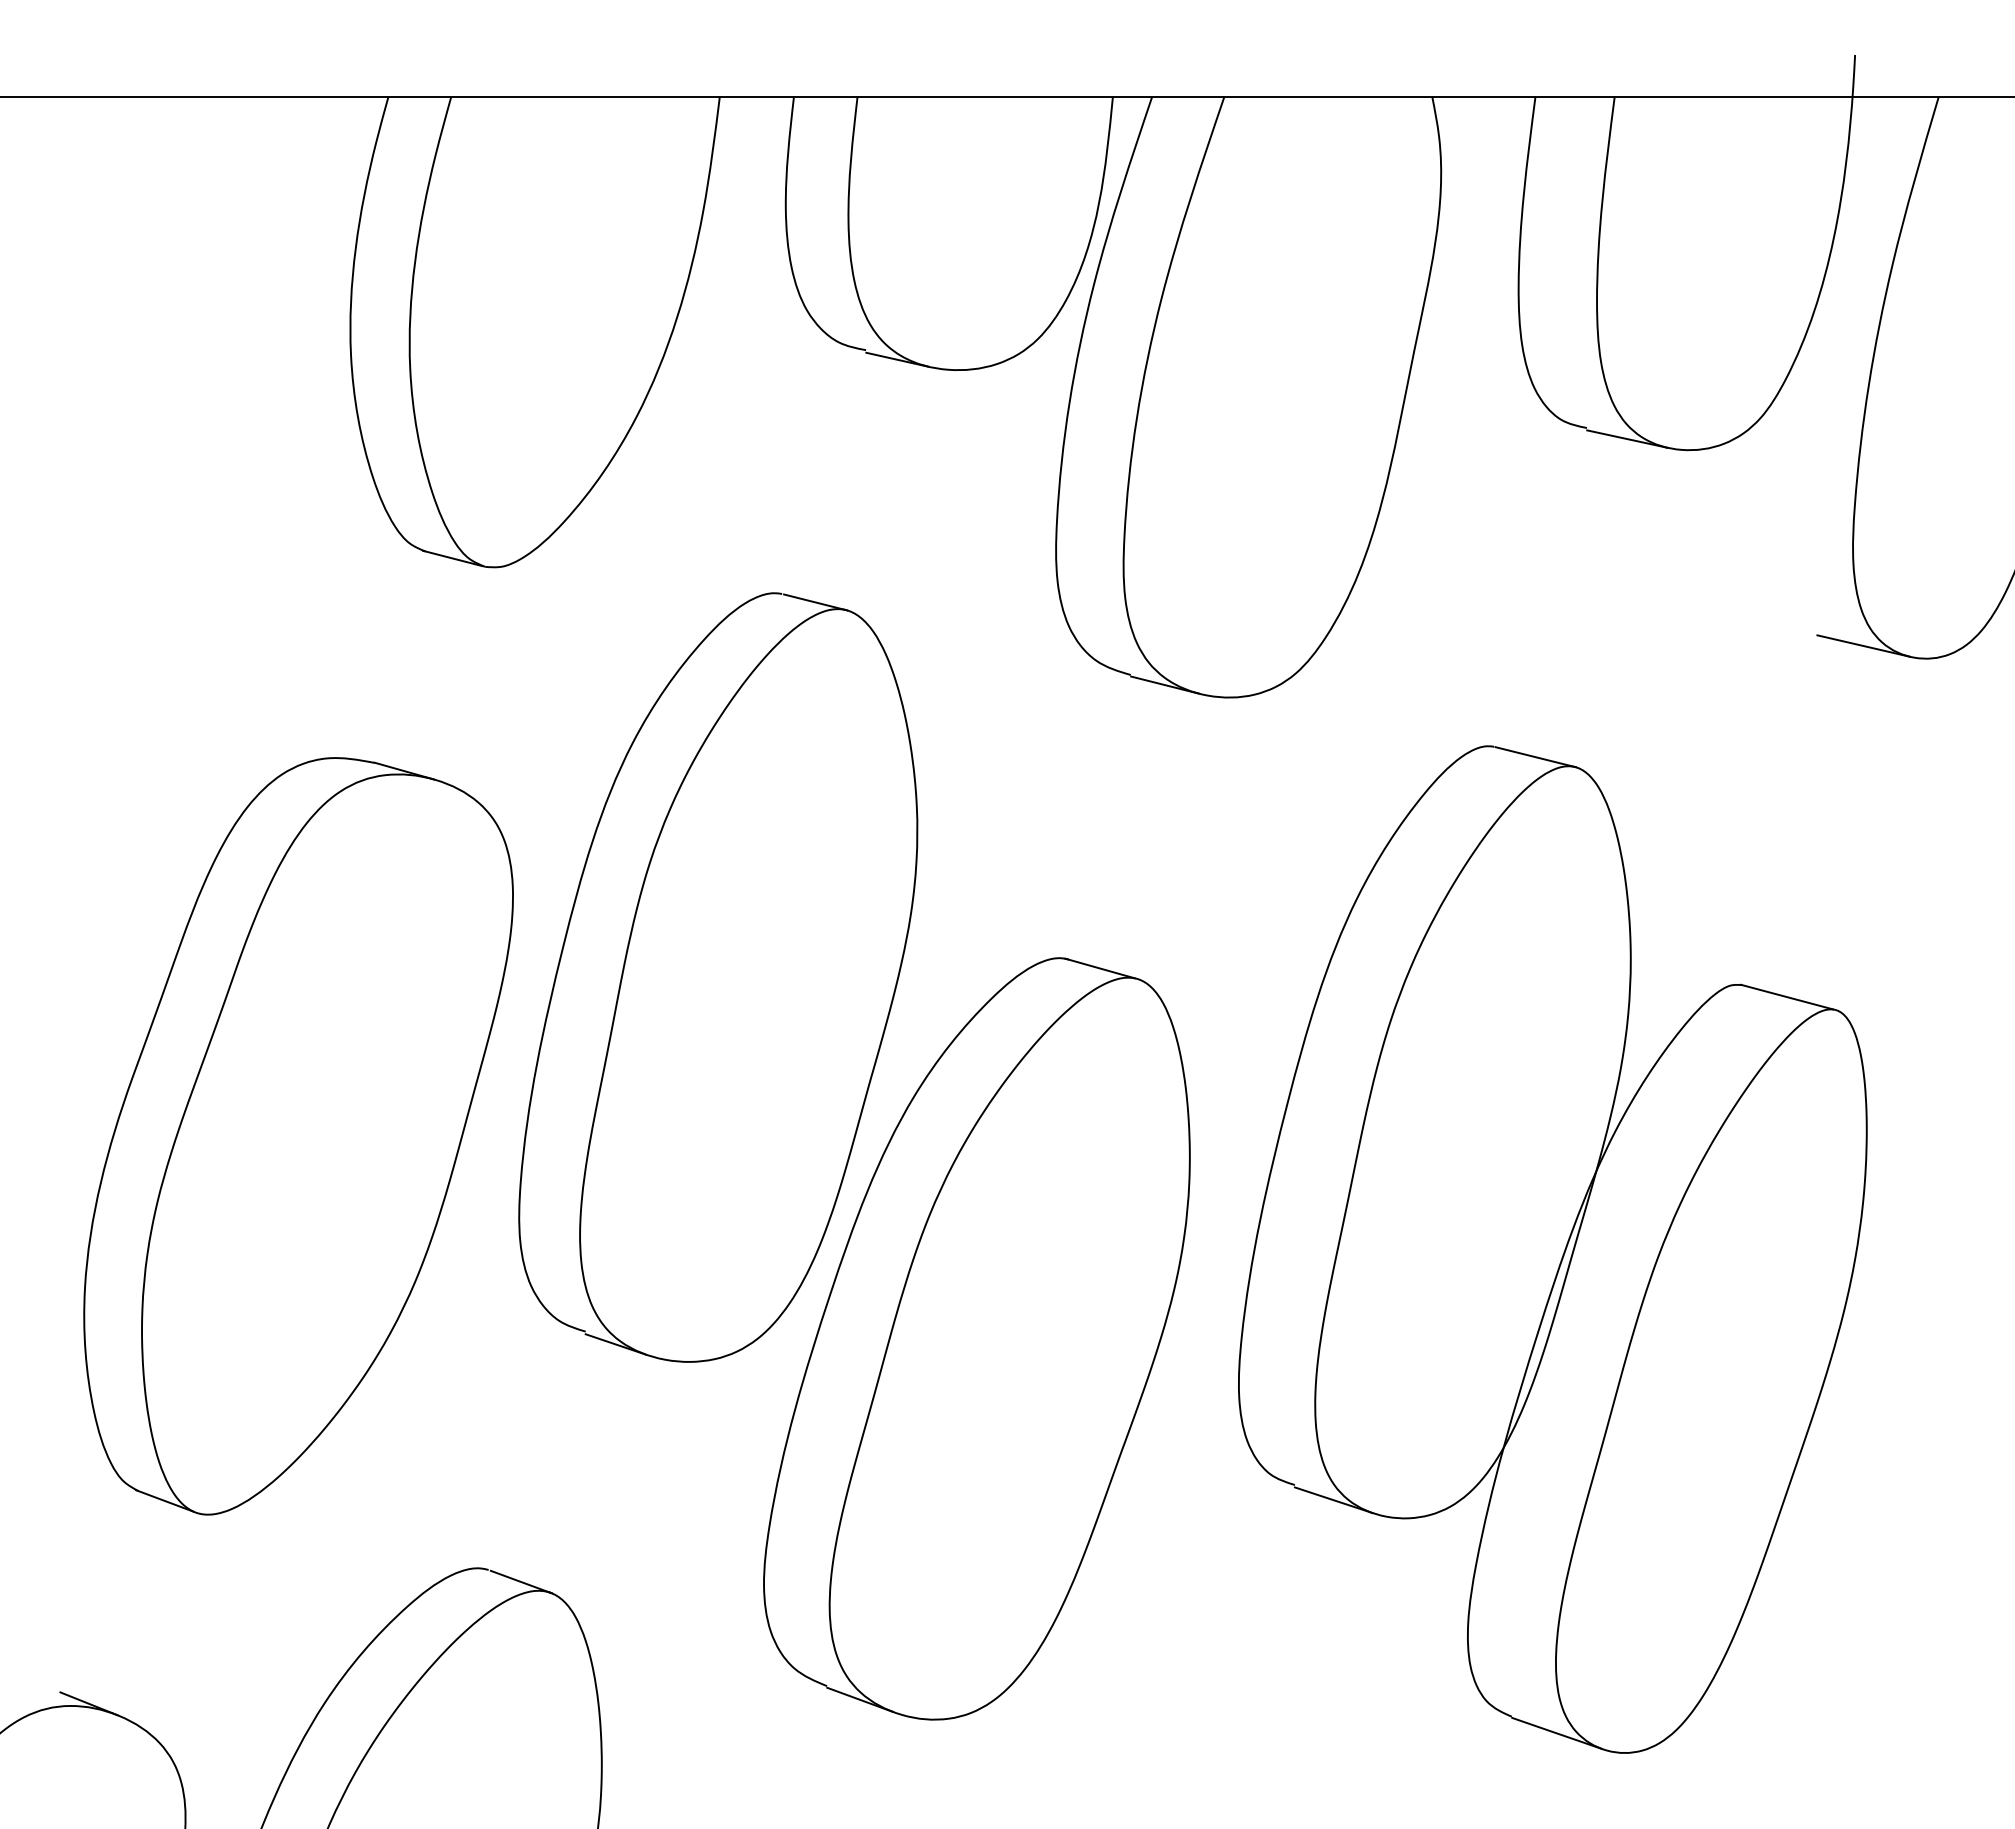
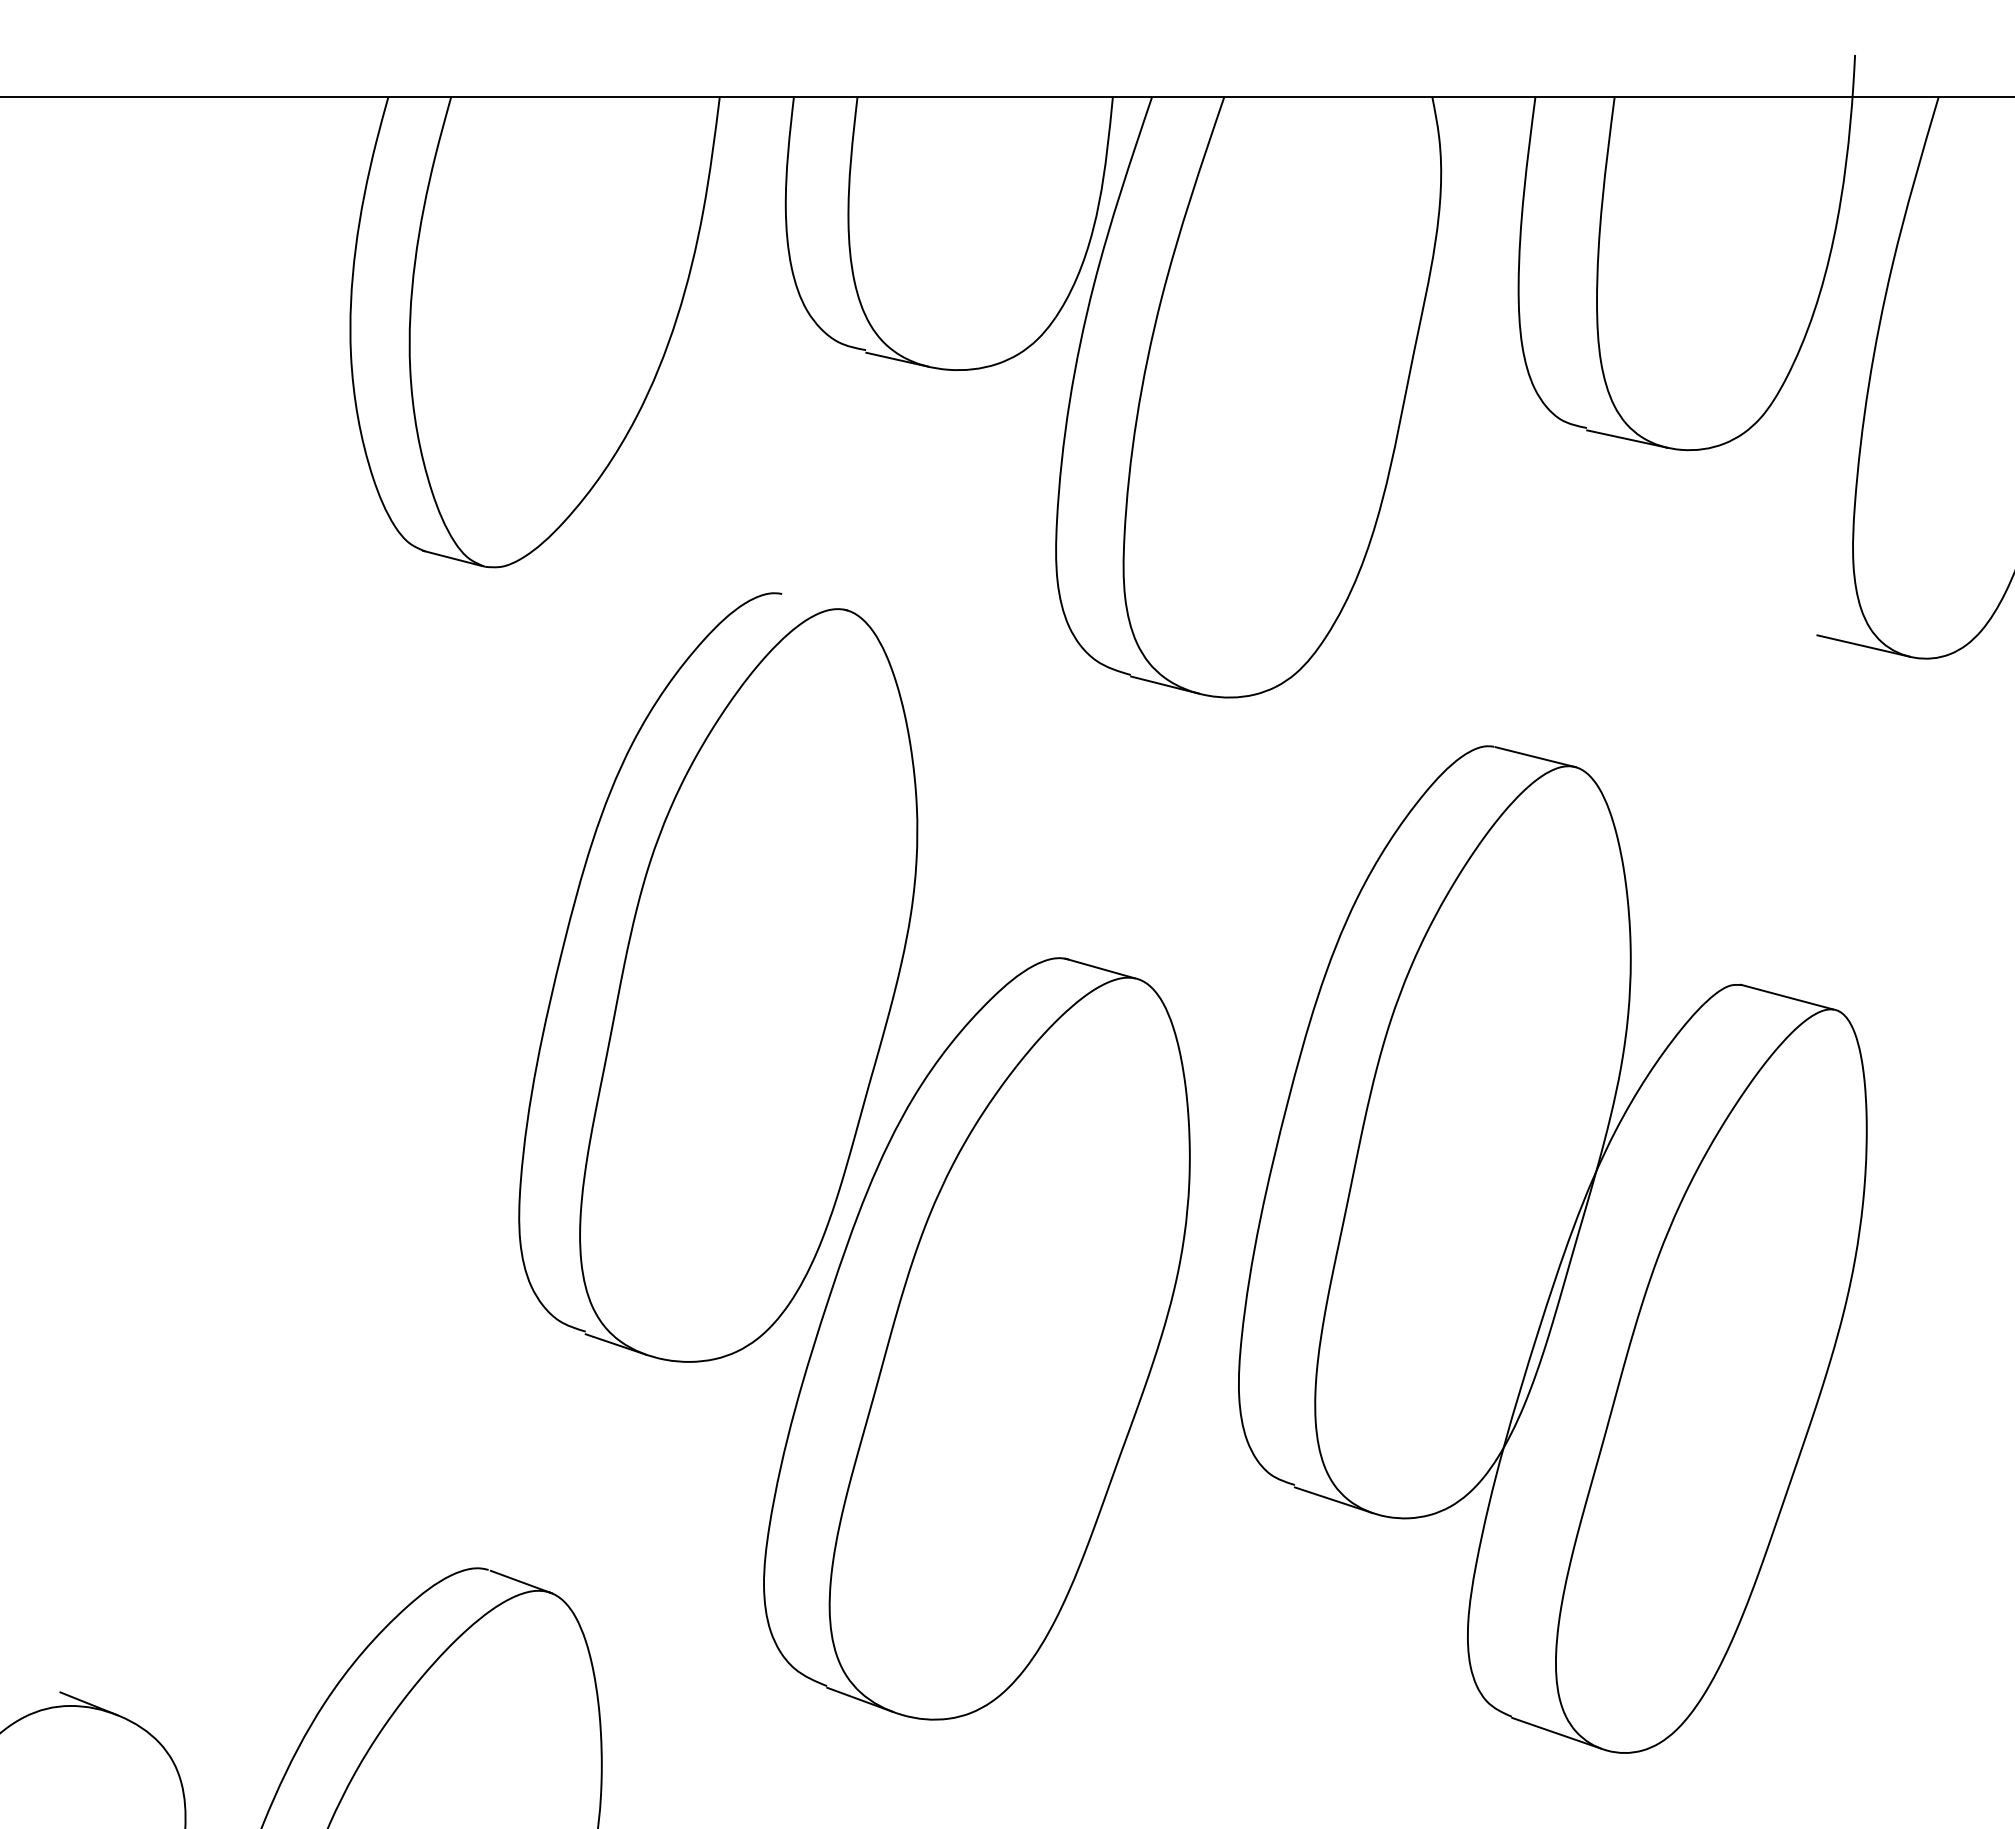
line: present -> none (814, 601)
part: present -> none (298, 1136)
